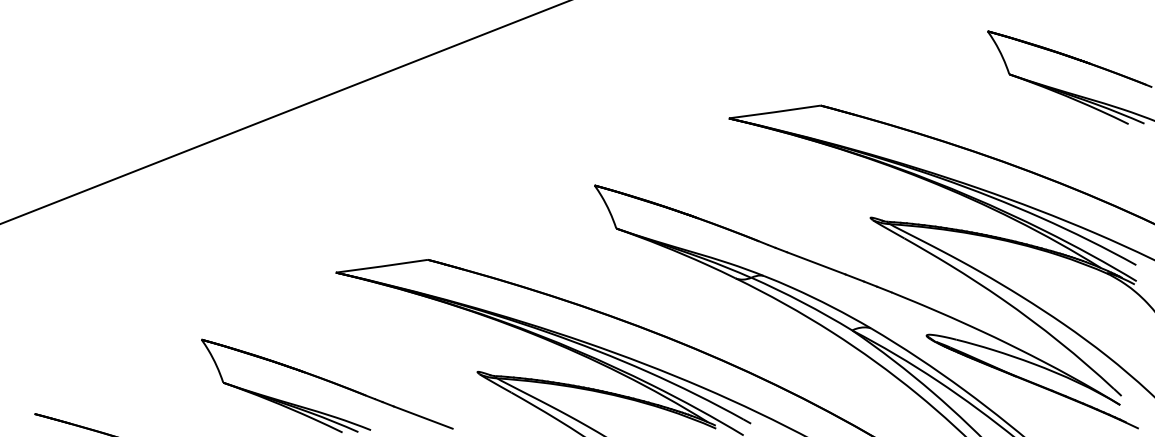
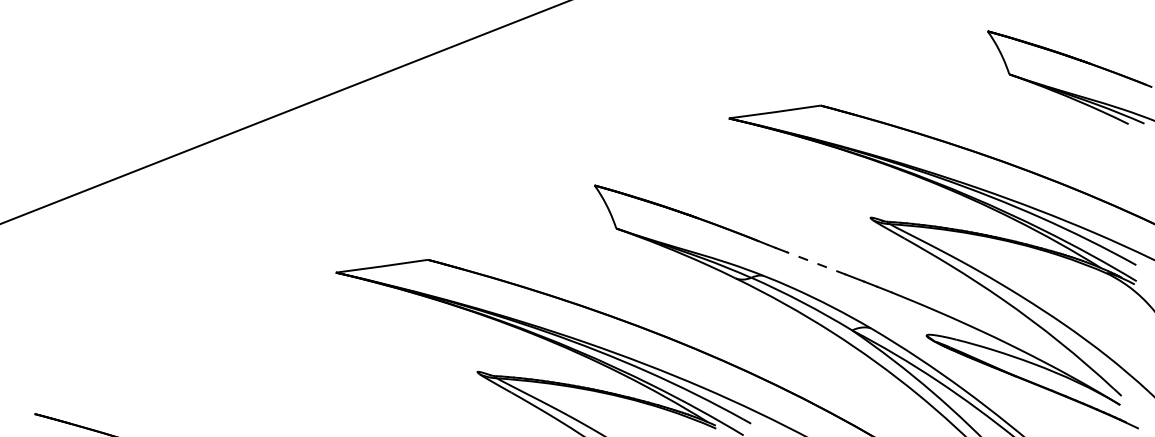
line: solid -> dashed (815, 263)
part: present -> none (327, 385)
